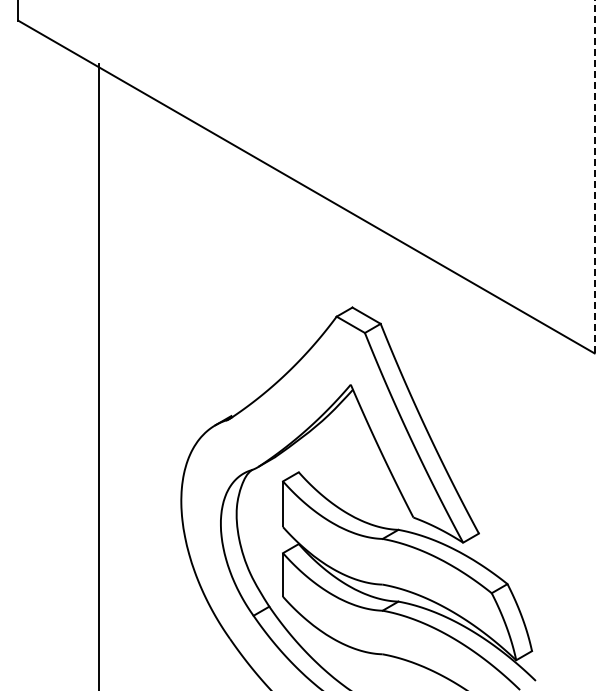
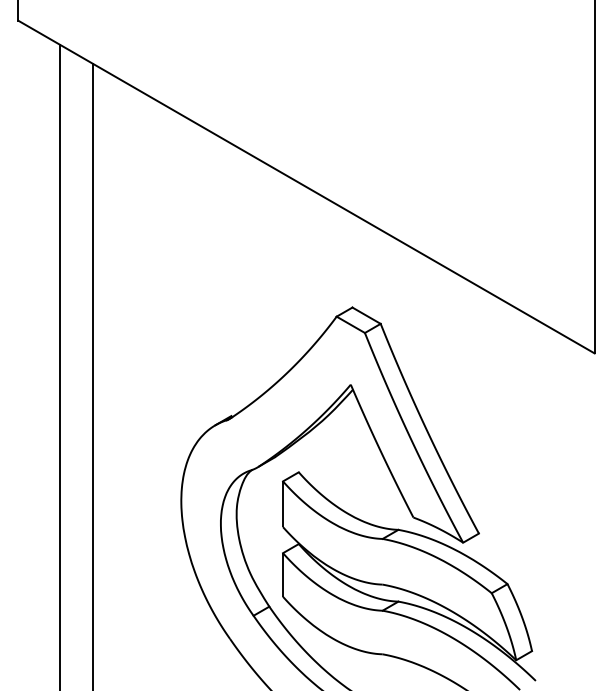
line: dashed -> solid (594, 176)
line: none -> present (60, 365)
line position: (98, 375) -> (92, 375) (92, 375)
